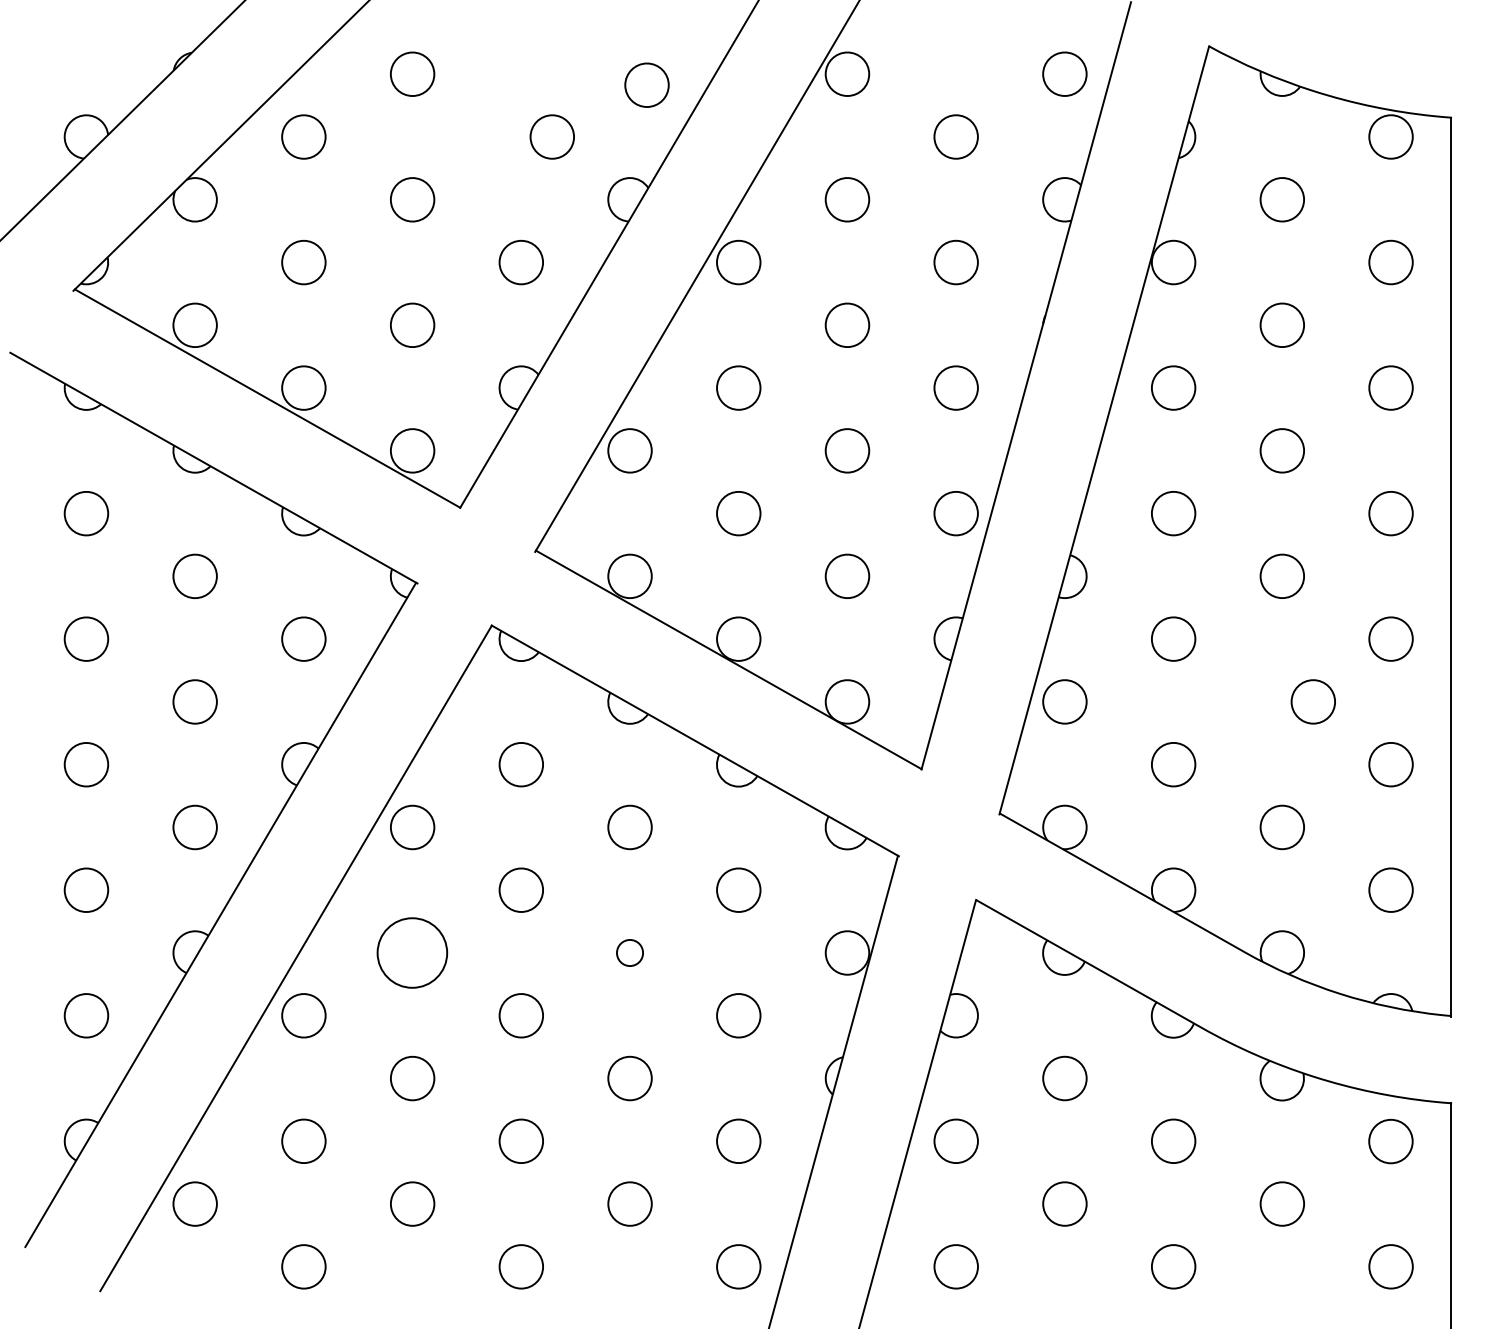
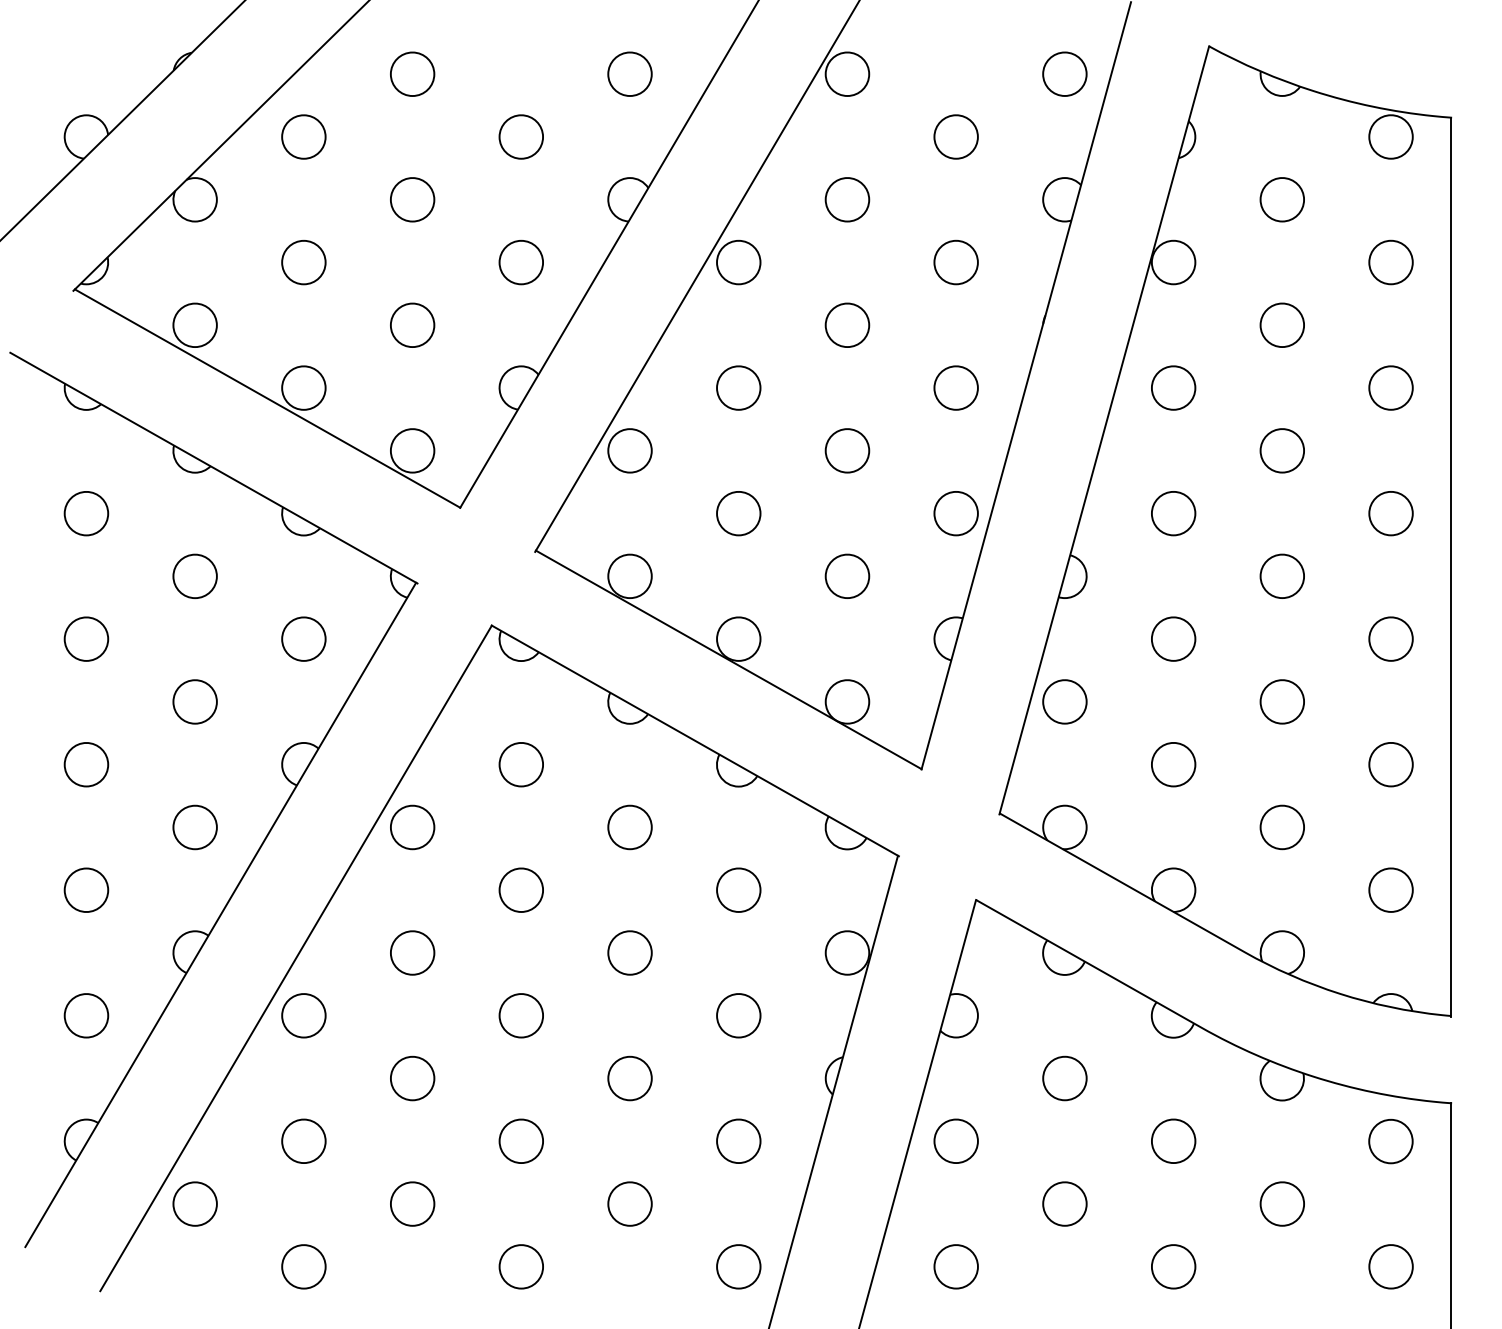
part position: (646, 84) -> (629, 73) (629, 73)
part position: (551, 136) -> (520, 136) (520, 136)
part position: (1312, 701) -> (1281, 701) (1281, 701)
part size: 73x72 px -> 46x46 px (412, 952)
part size: 28x28 px -> 46x46 px (629, 952)
